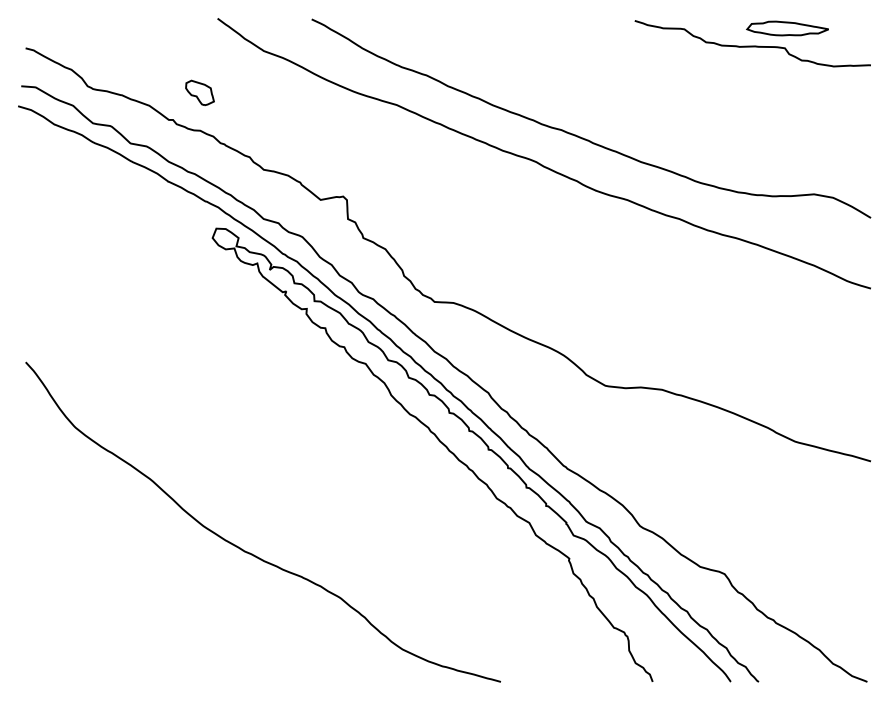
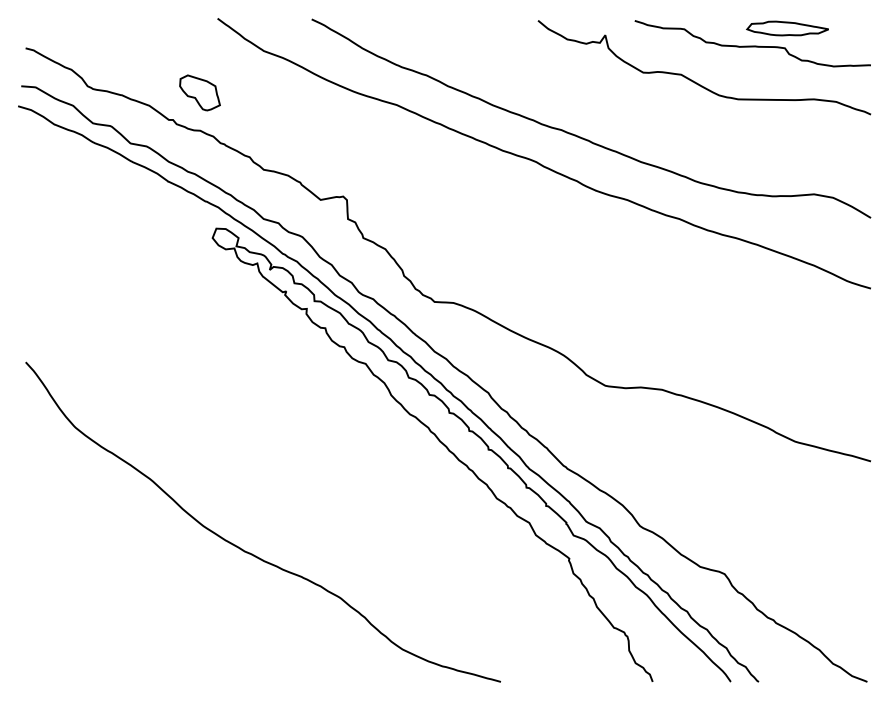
curve: none -> present (697, 82)
part size: 30x28 px -> 42x38 px (199, 92)
